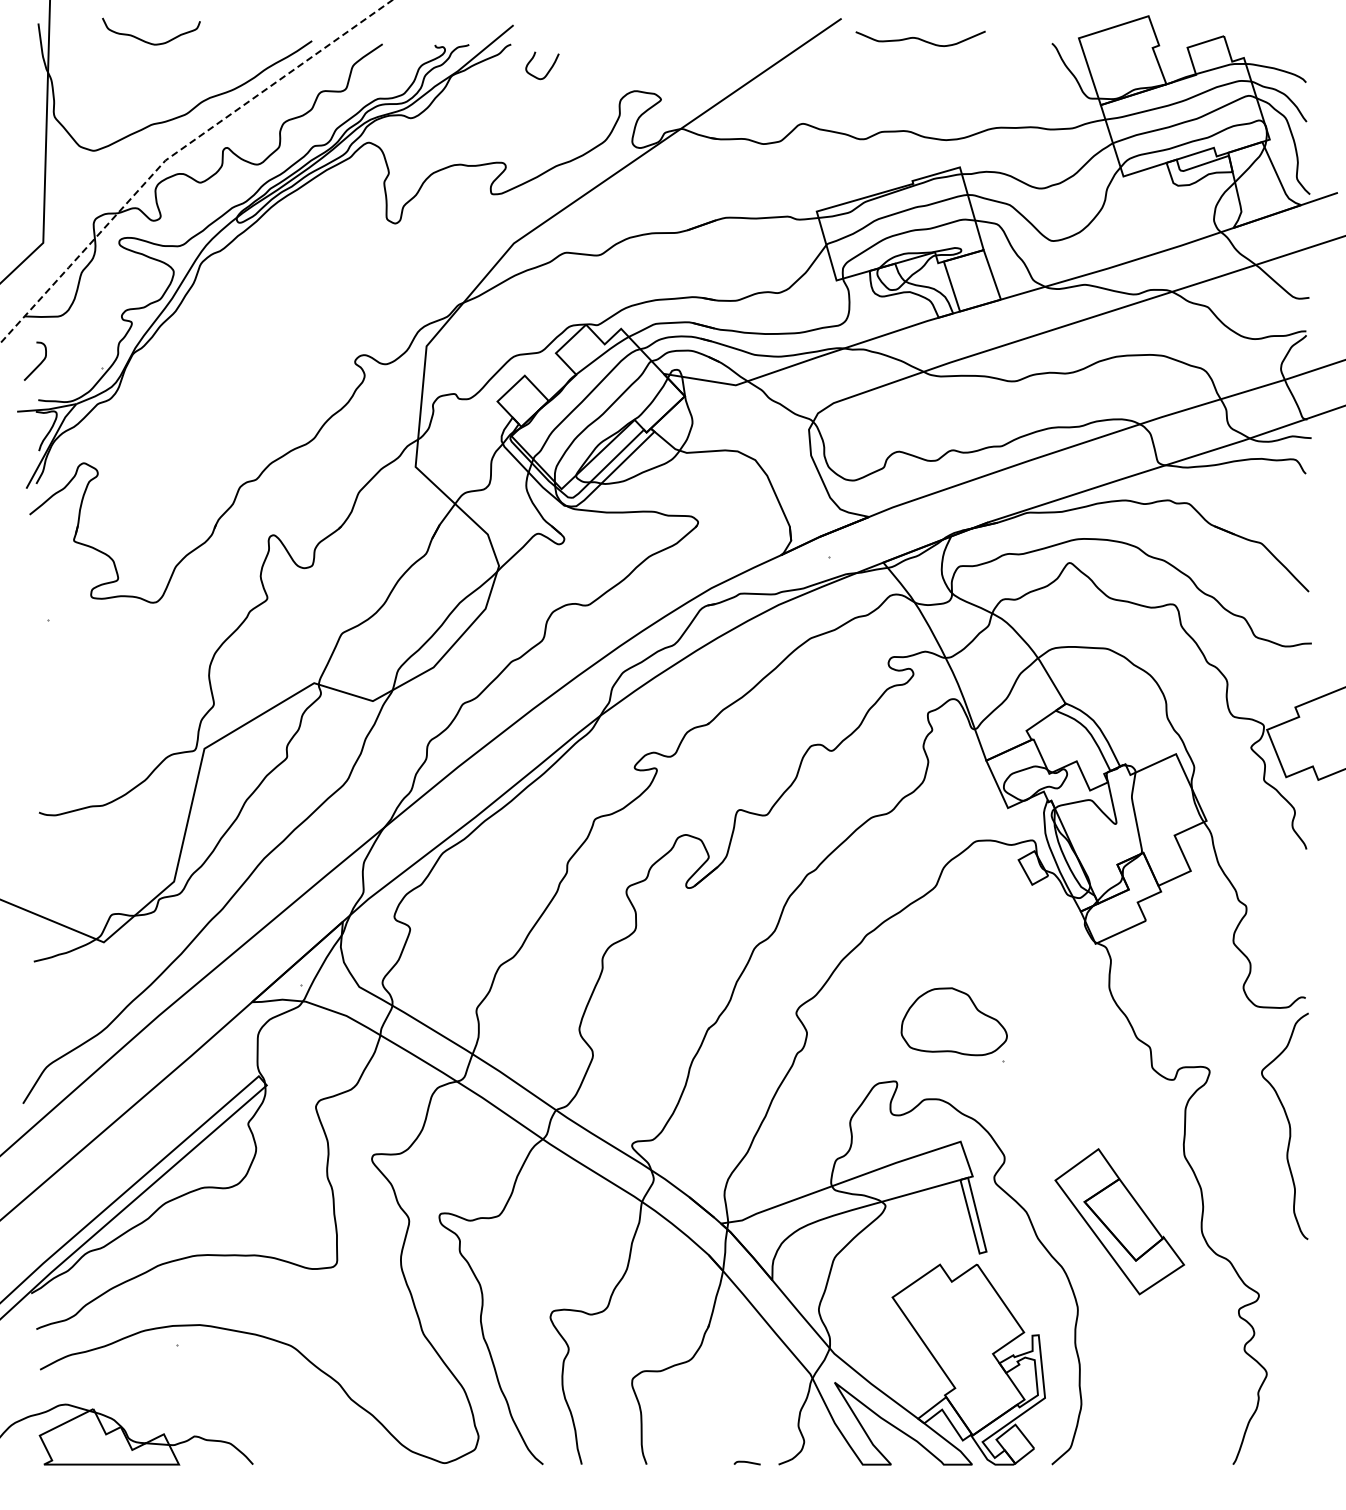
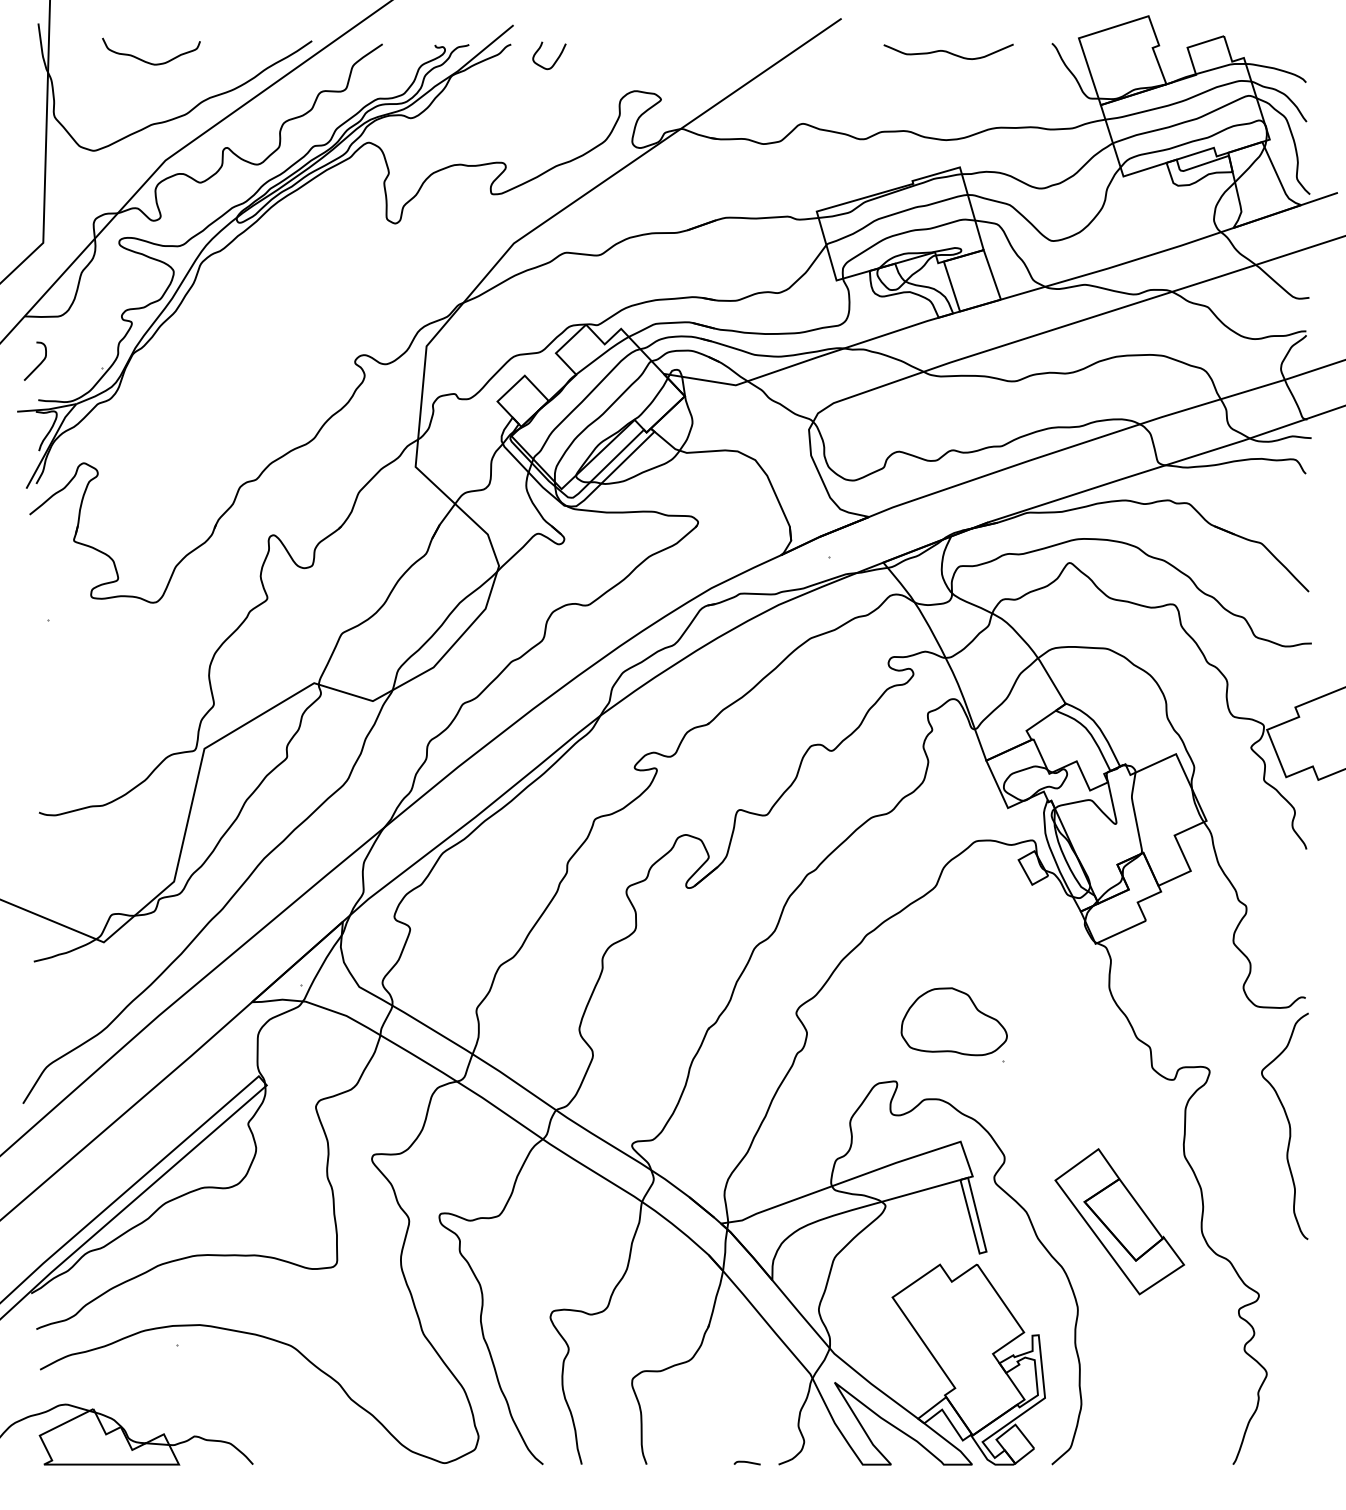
curve position: (920, 38) -> (948, 51) (948, 51)
curve position: (147, 41) -> (147, 61) (147, 61)
curve position: (548, 70) -> (555, 60) (555, 60)
line: dashed -> solid (177, 151)
